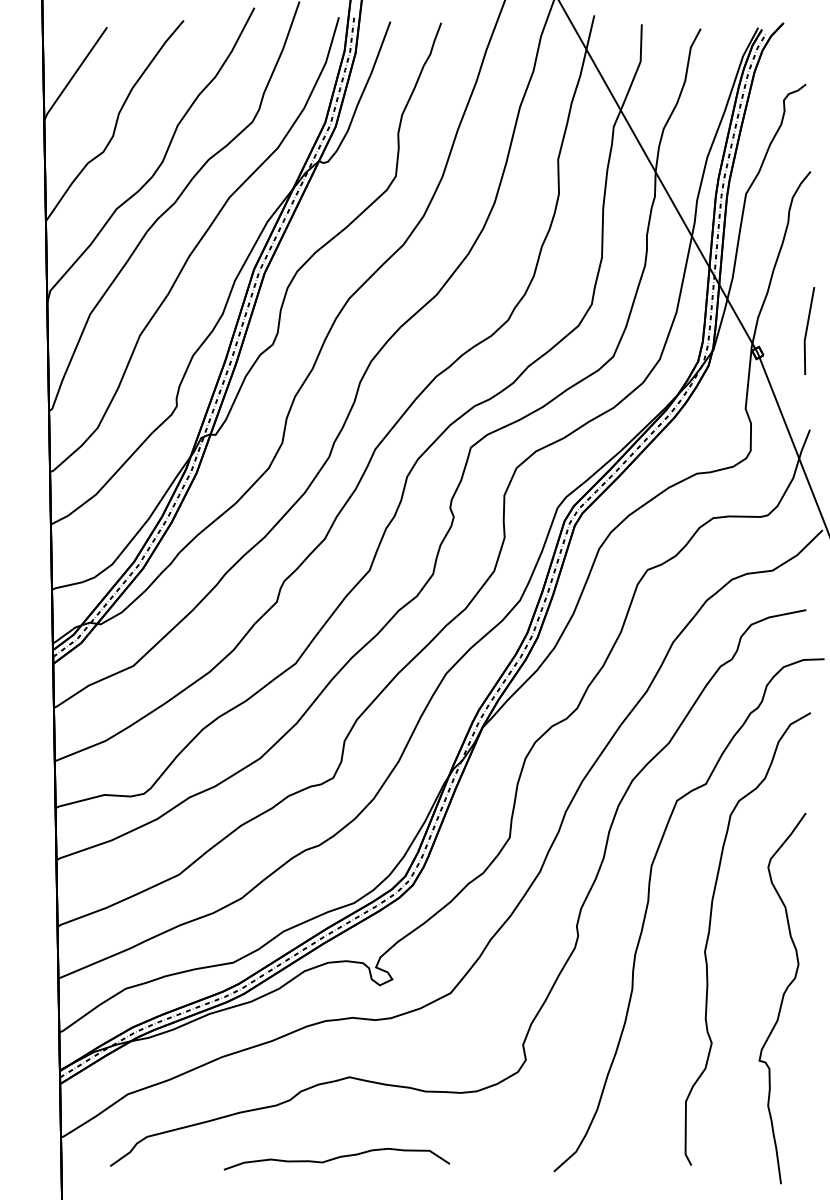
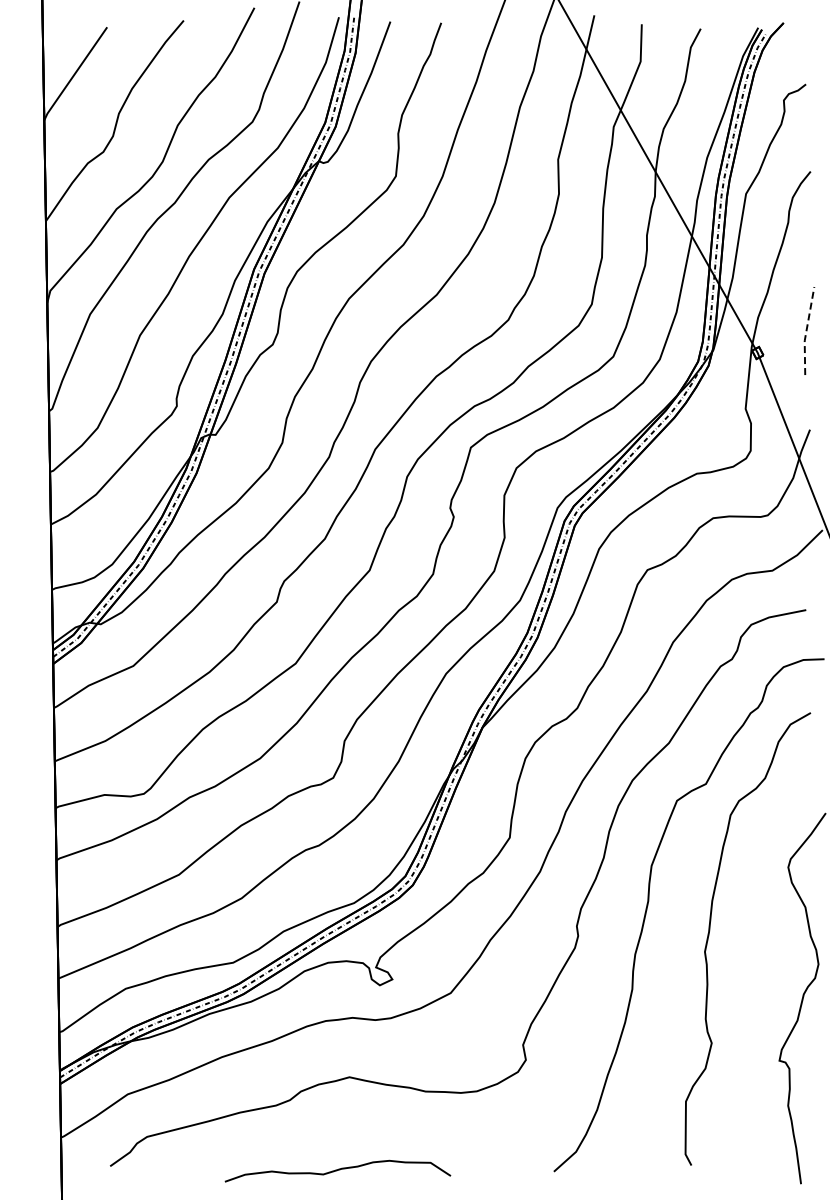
line: solid -> dashed (806, 331)
curve position: (782, 998) -> (802, 998) (802, 998)
curve position: (336, 1158) -> (337, 1170) (337, 1170)
